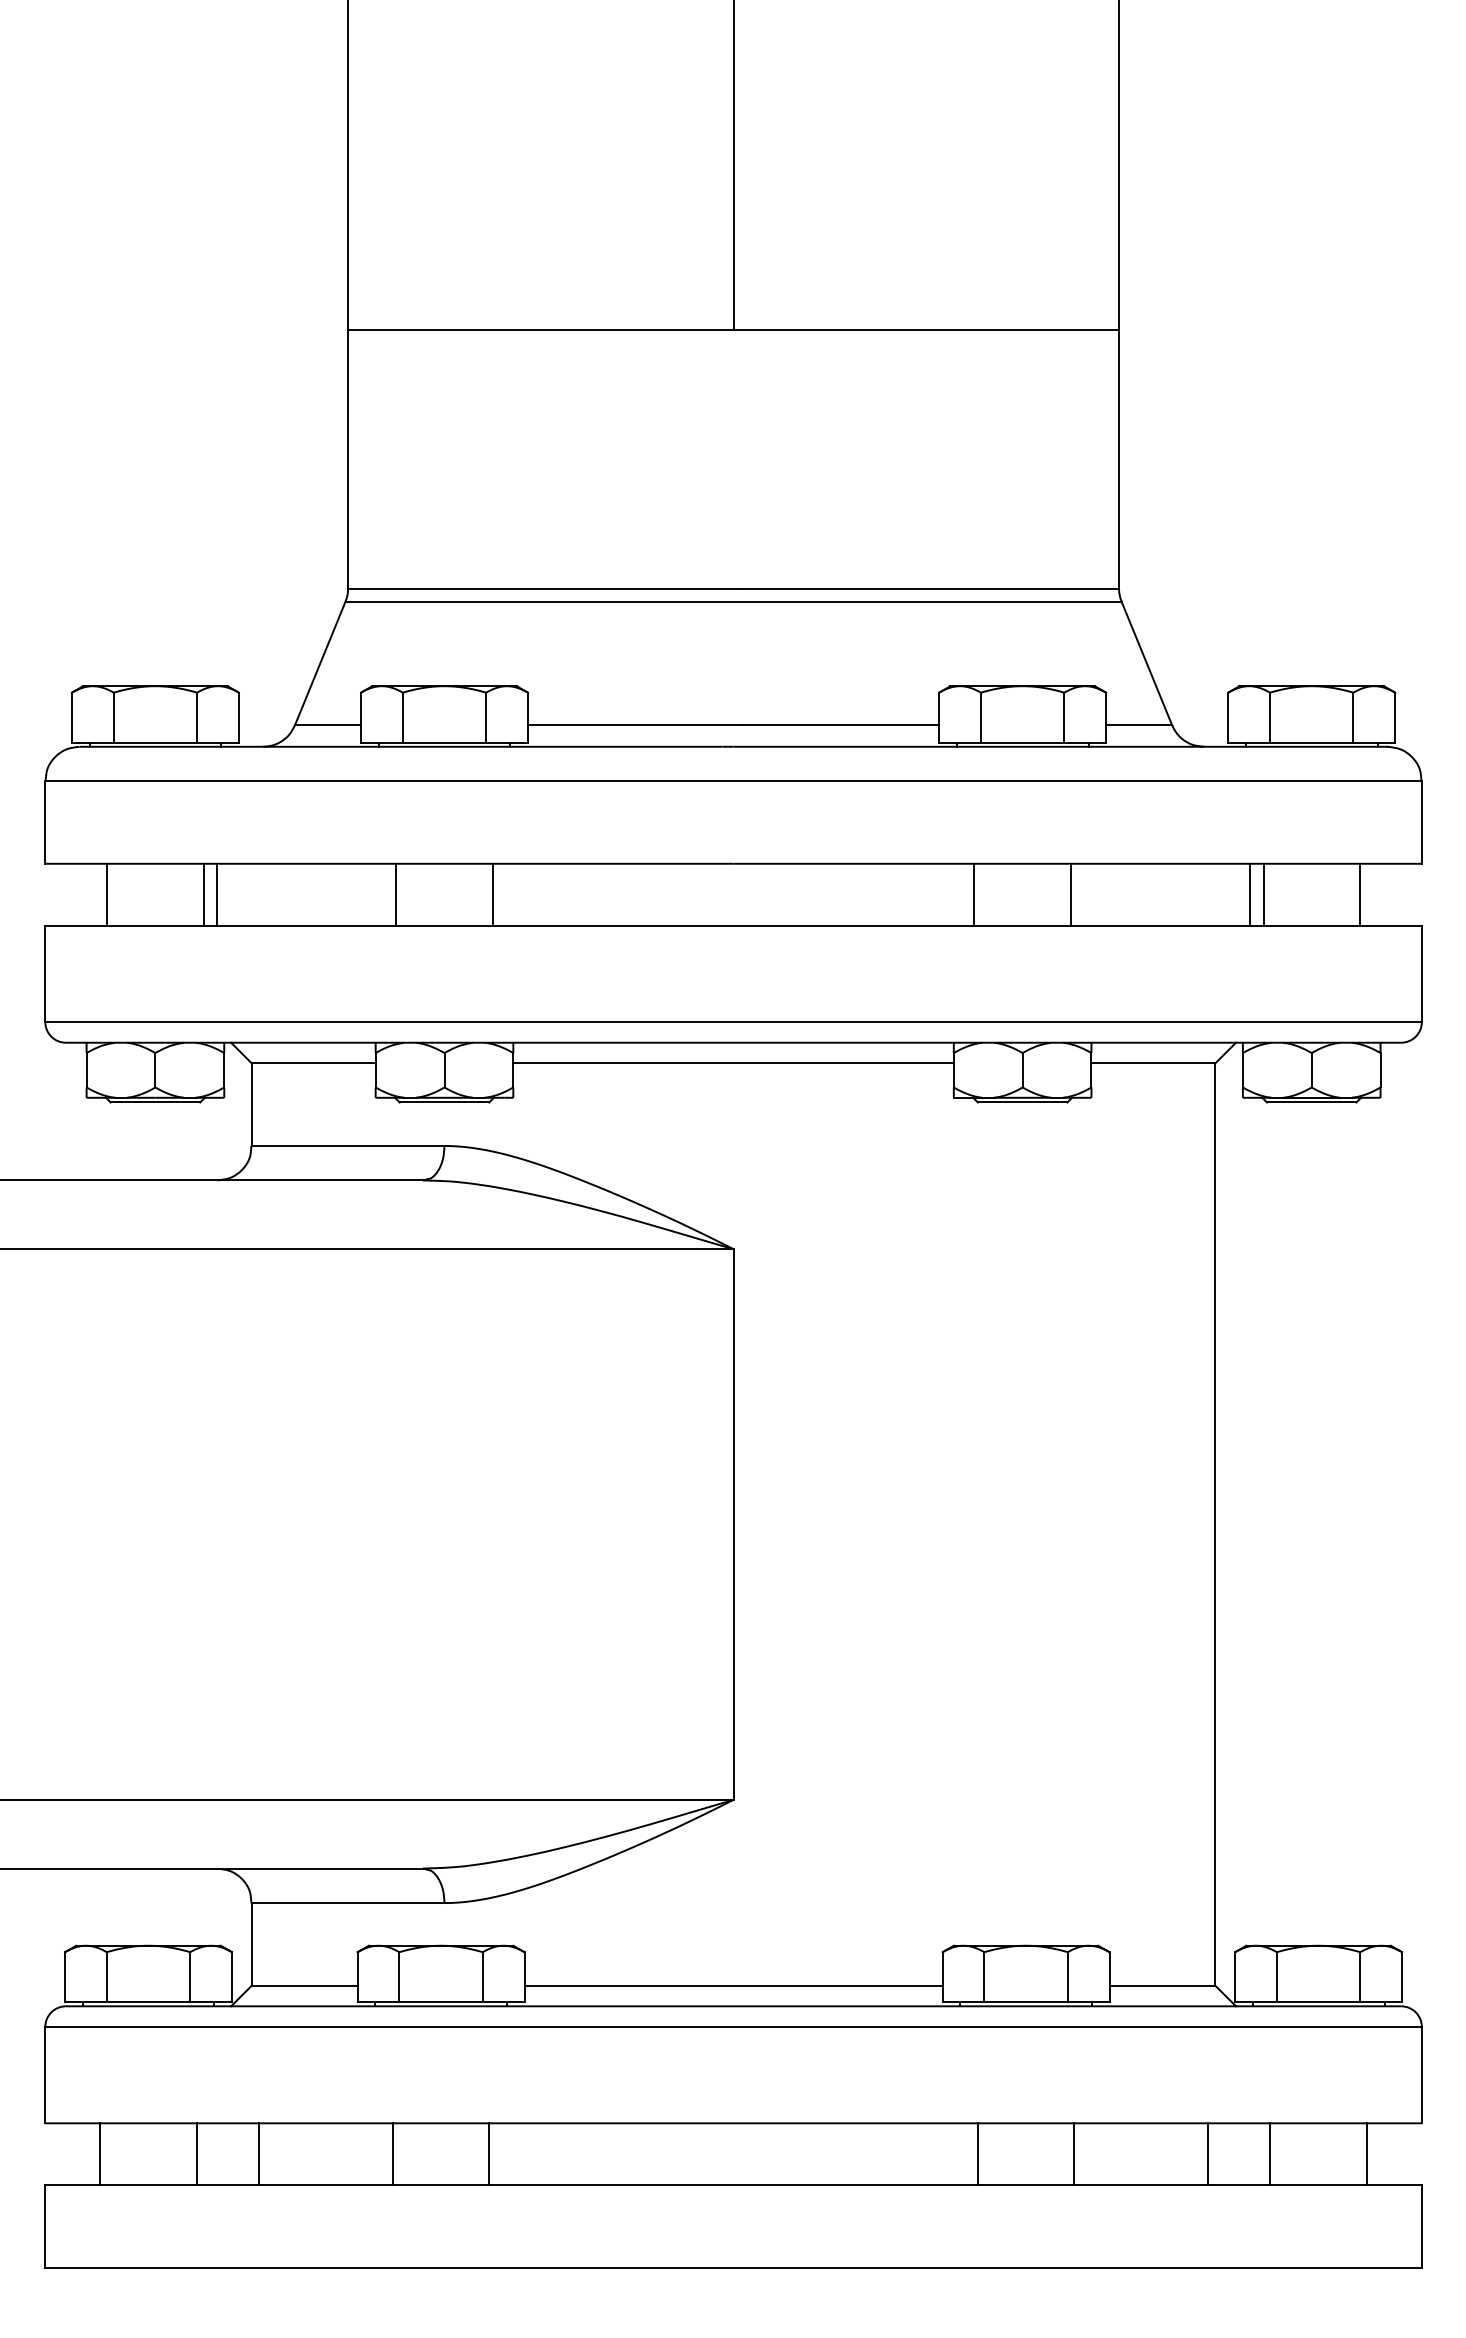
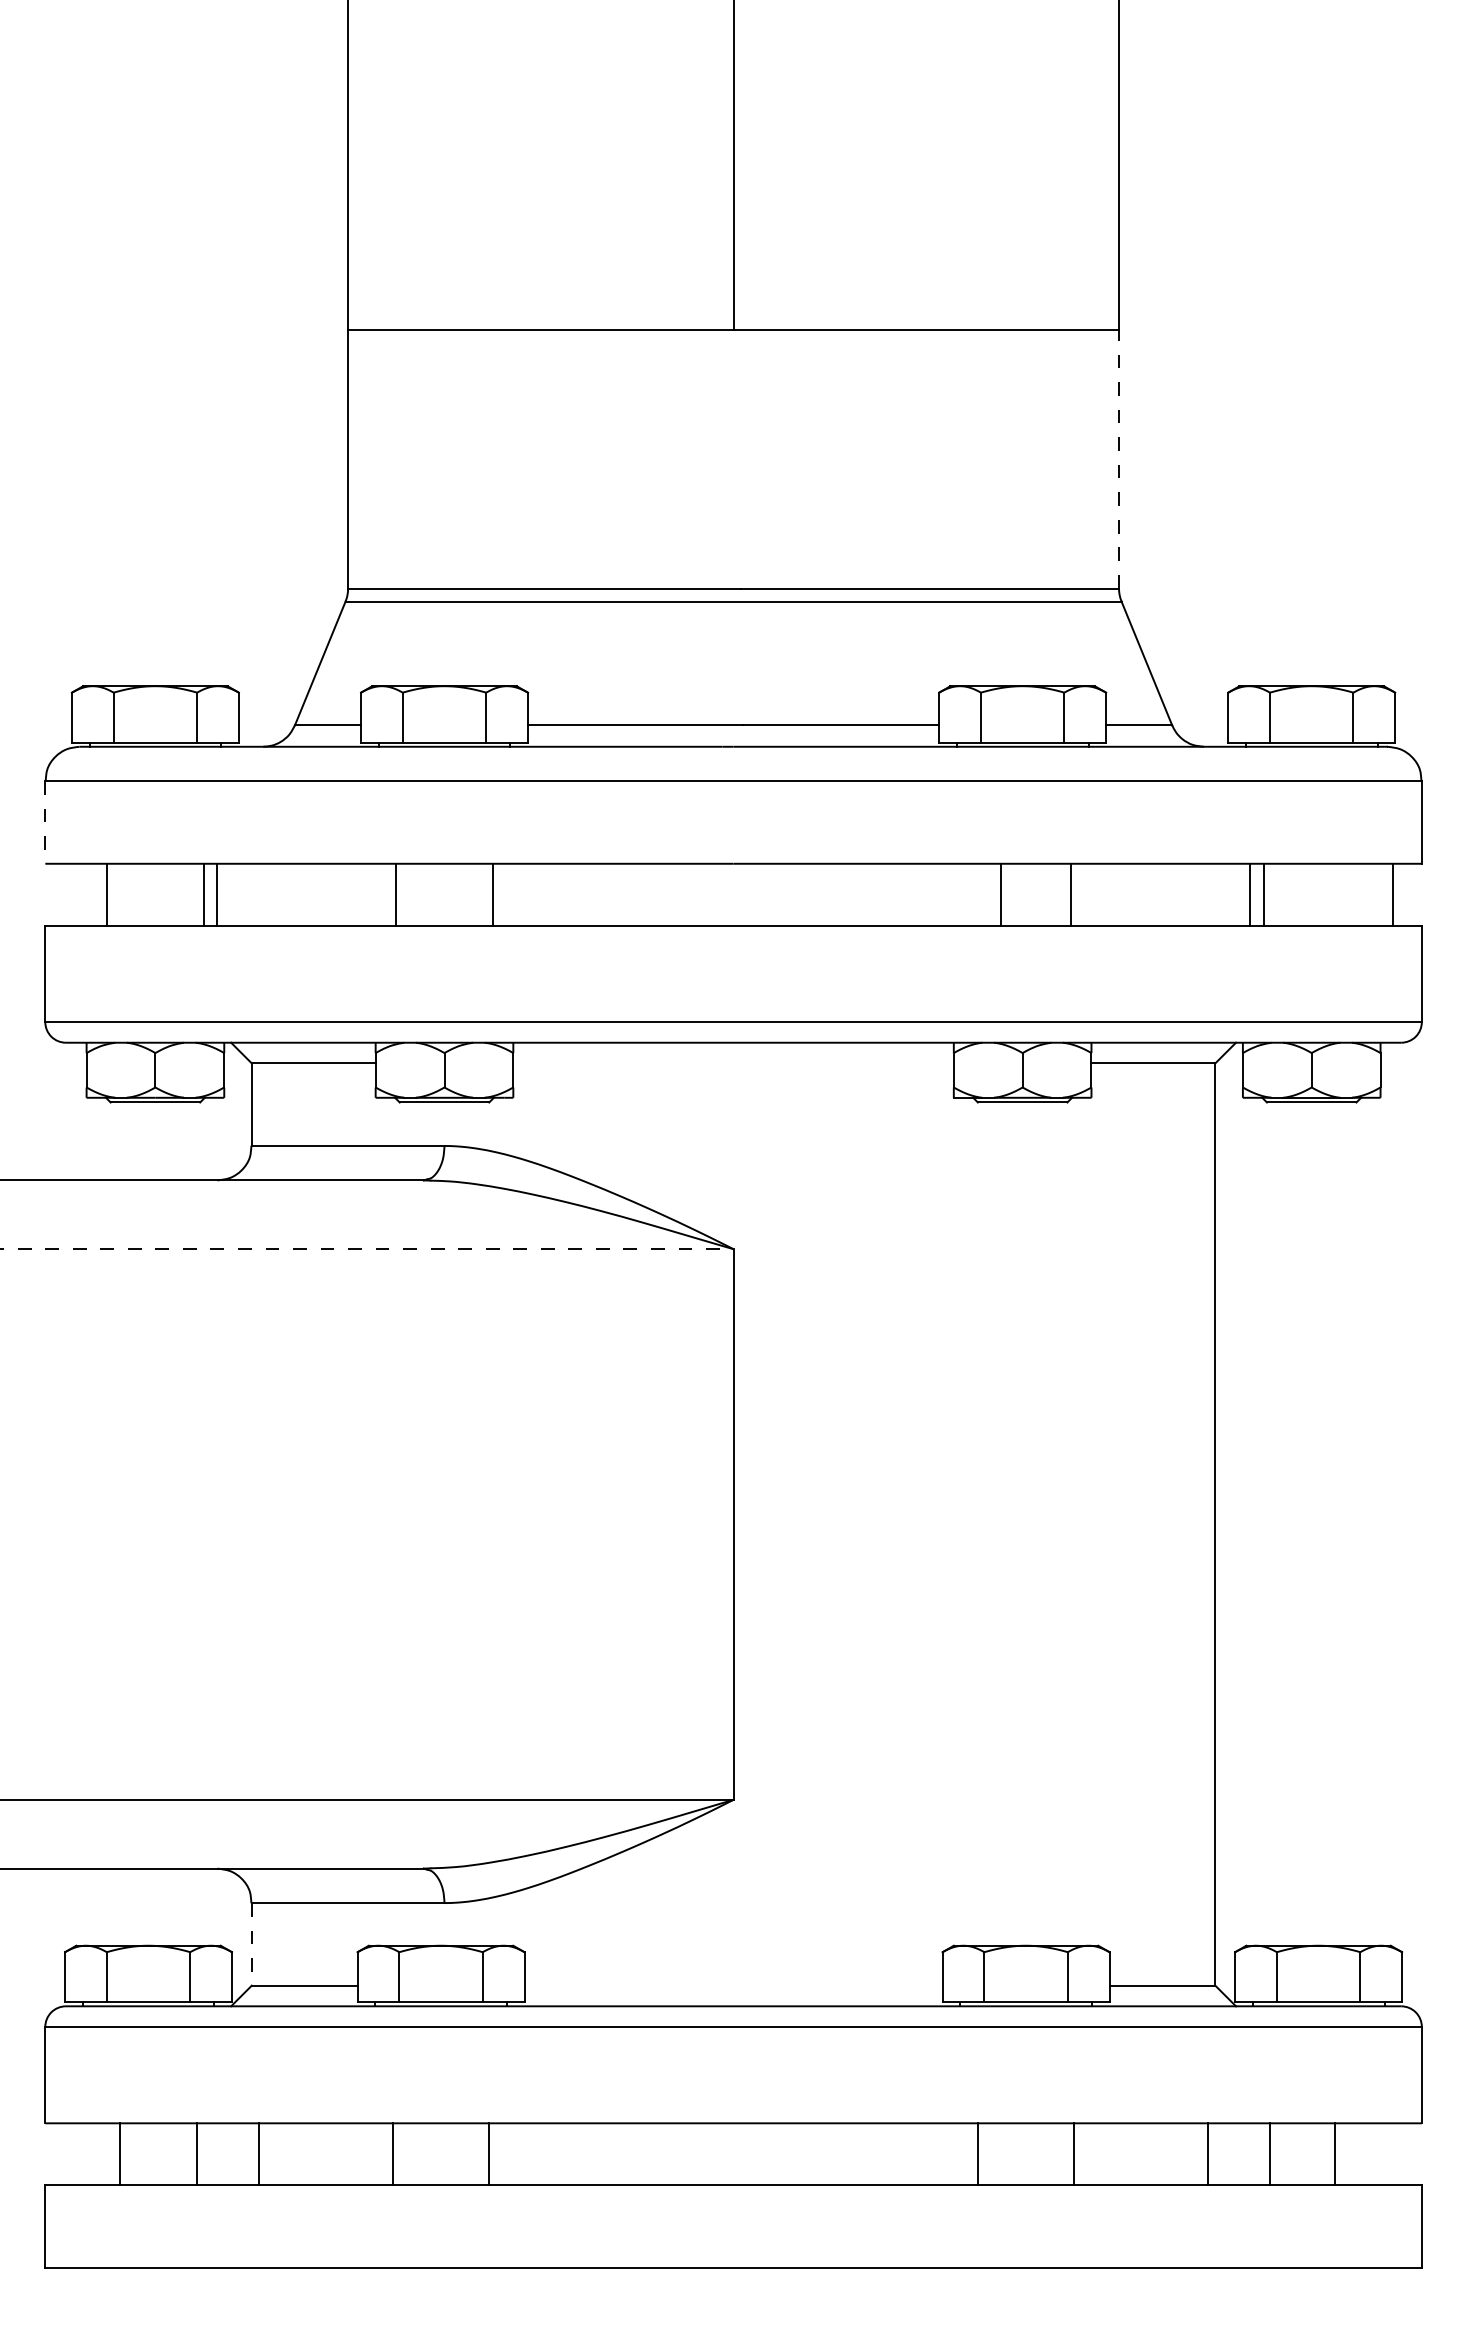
line: solid -> dashed (1119, 459)
line: solid -> dashed (45, 823)
line position: (974, 894) -> (1001, 894) (1001, 894)
line position: (1359, 894) -> (1392, 894) (1392, 894)
line: present -> none (733, 1063)
line: solid -> dashed (367, 1249)
line: solid -> dashed (251, 1944)
line: present -> none (733, 1985)
line position: (100, 2154) -> (120, 2154) (120, 2154)
line position: (1366, 2154) -> (1334, 2154) (1334, 2154)
